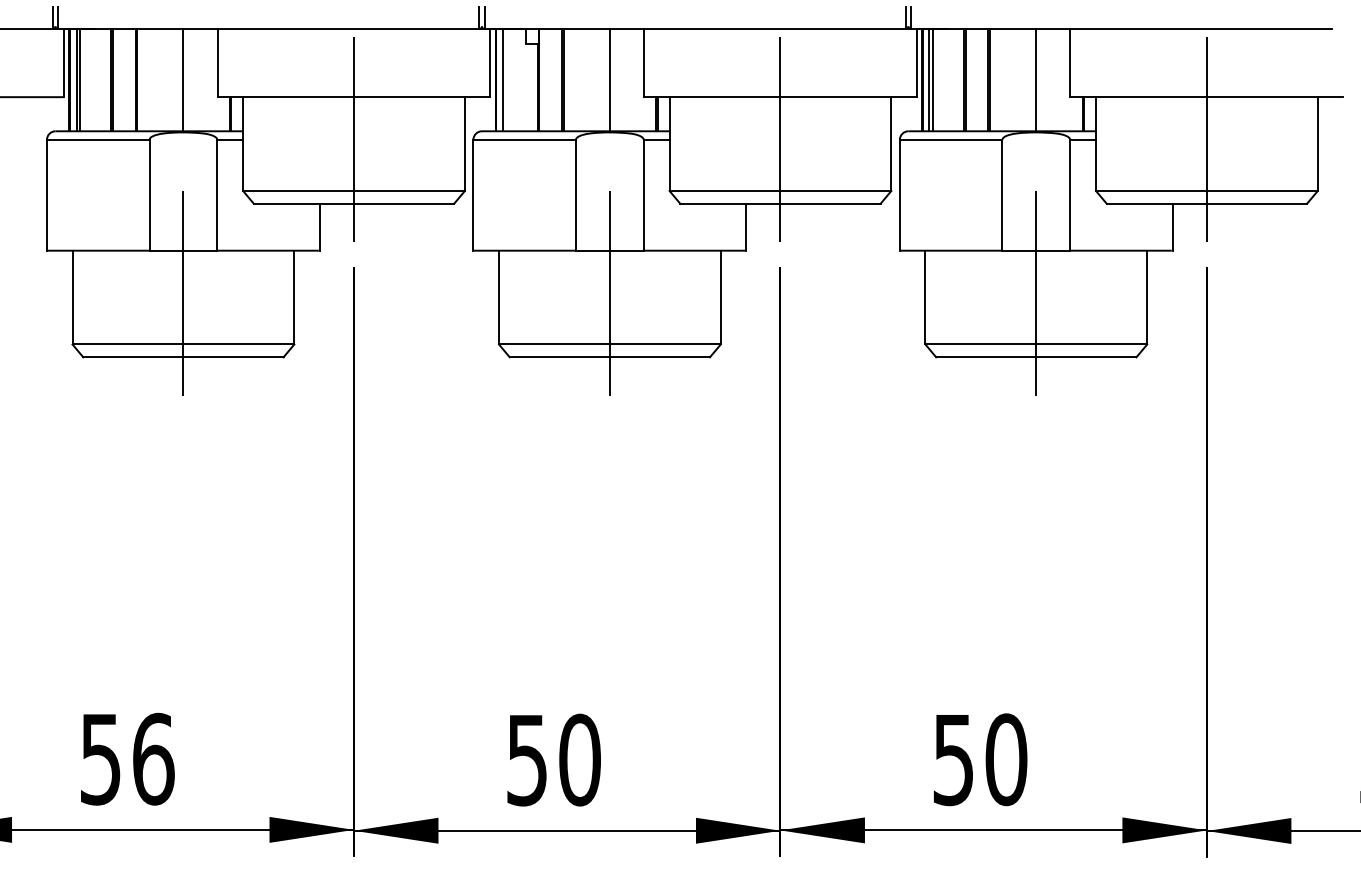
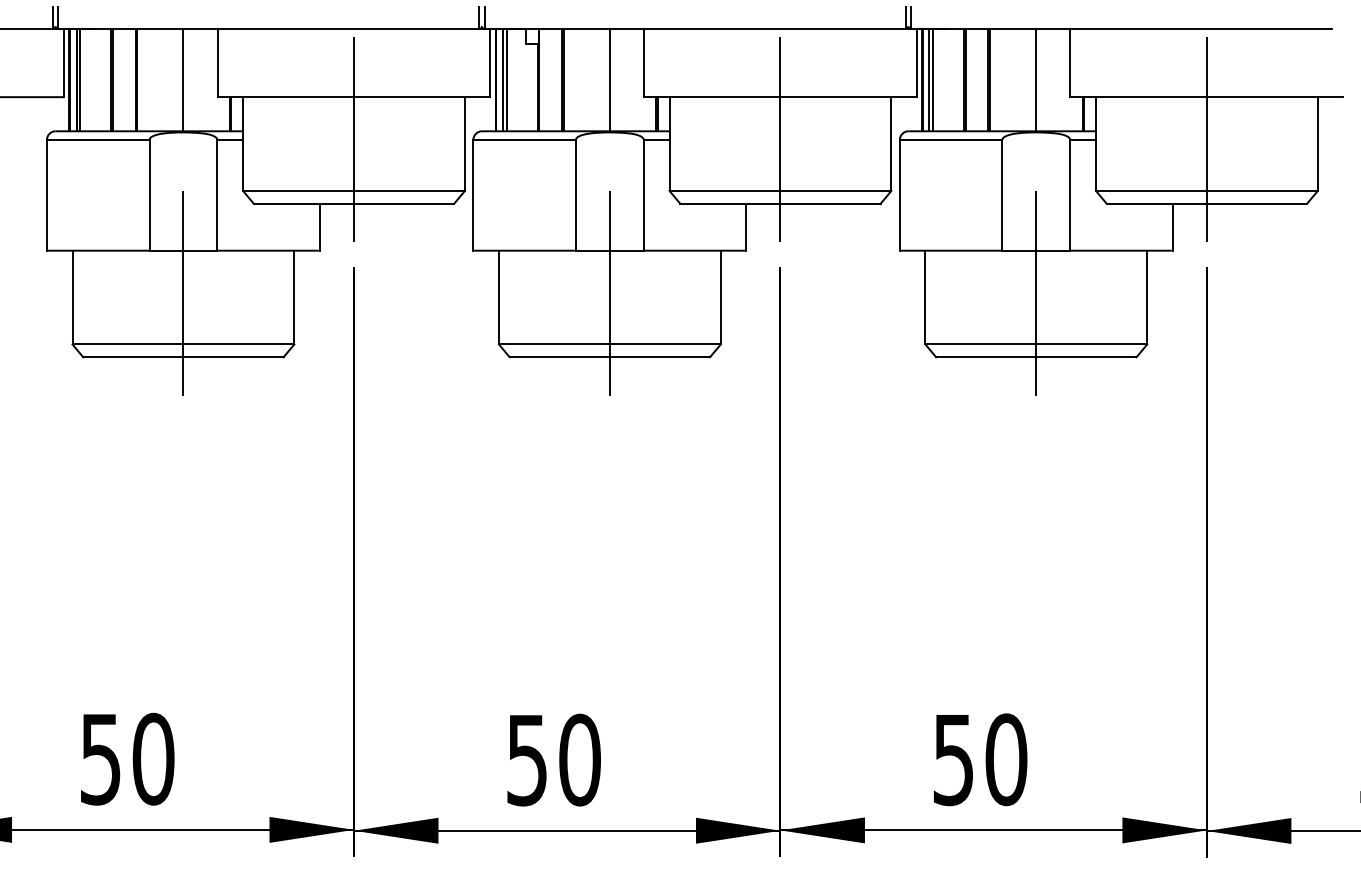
line: none -> present (506, 79)
text: 56 -> 50 (153, 758)
